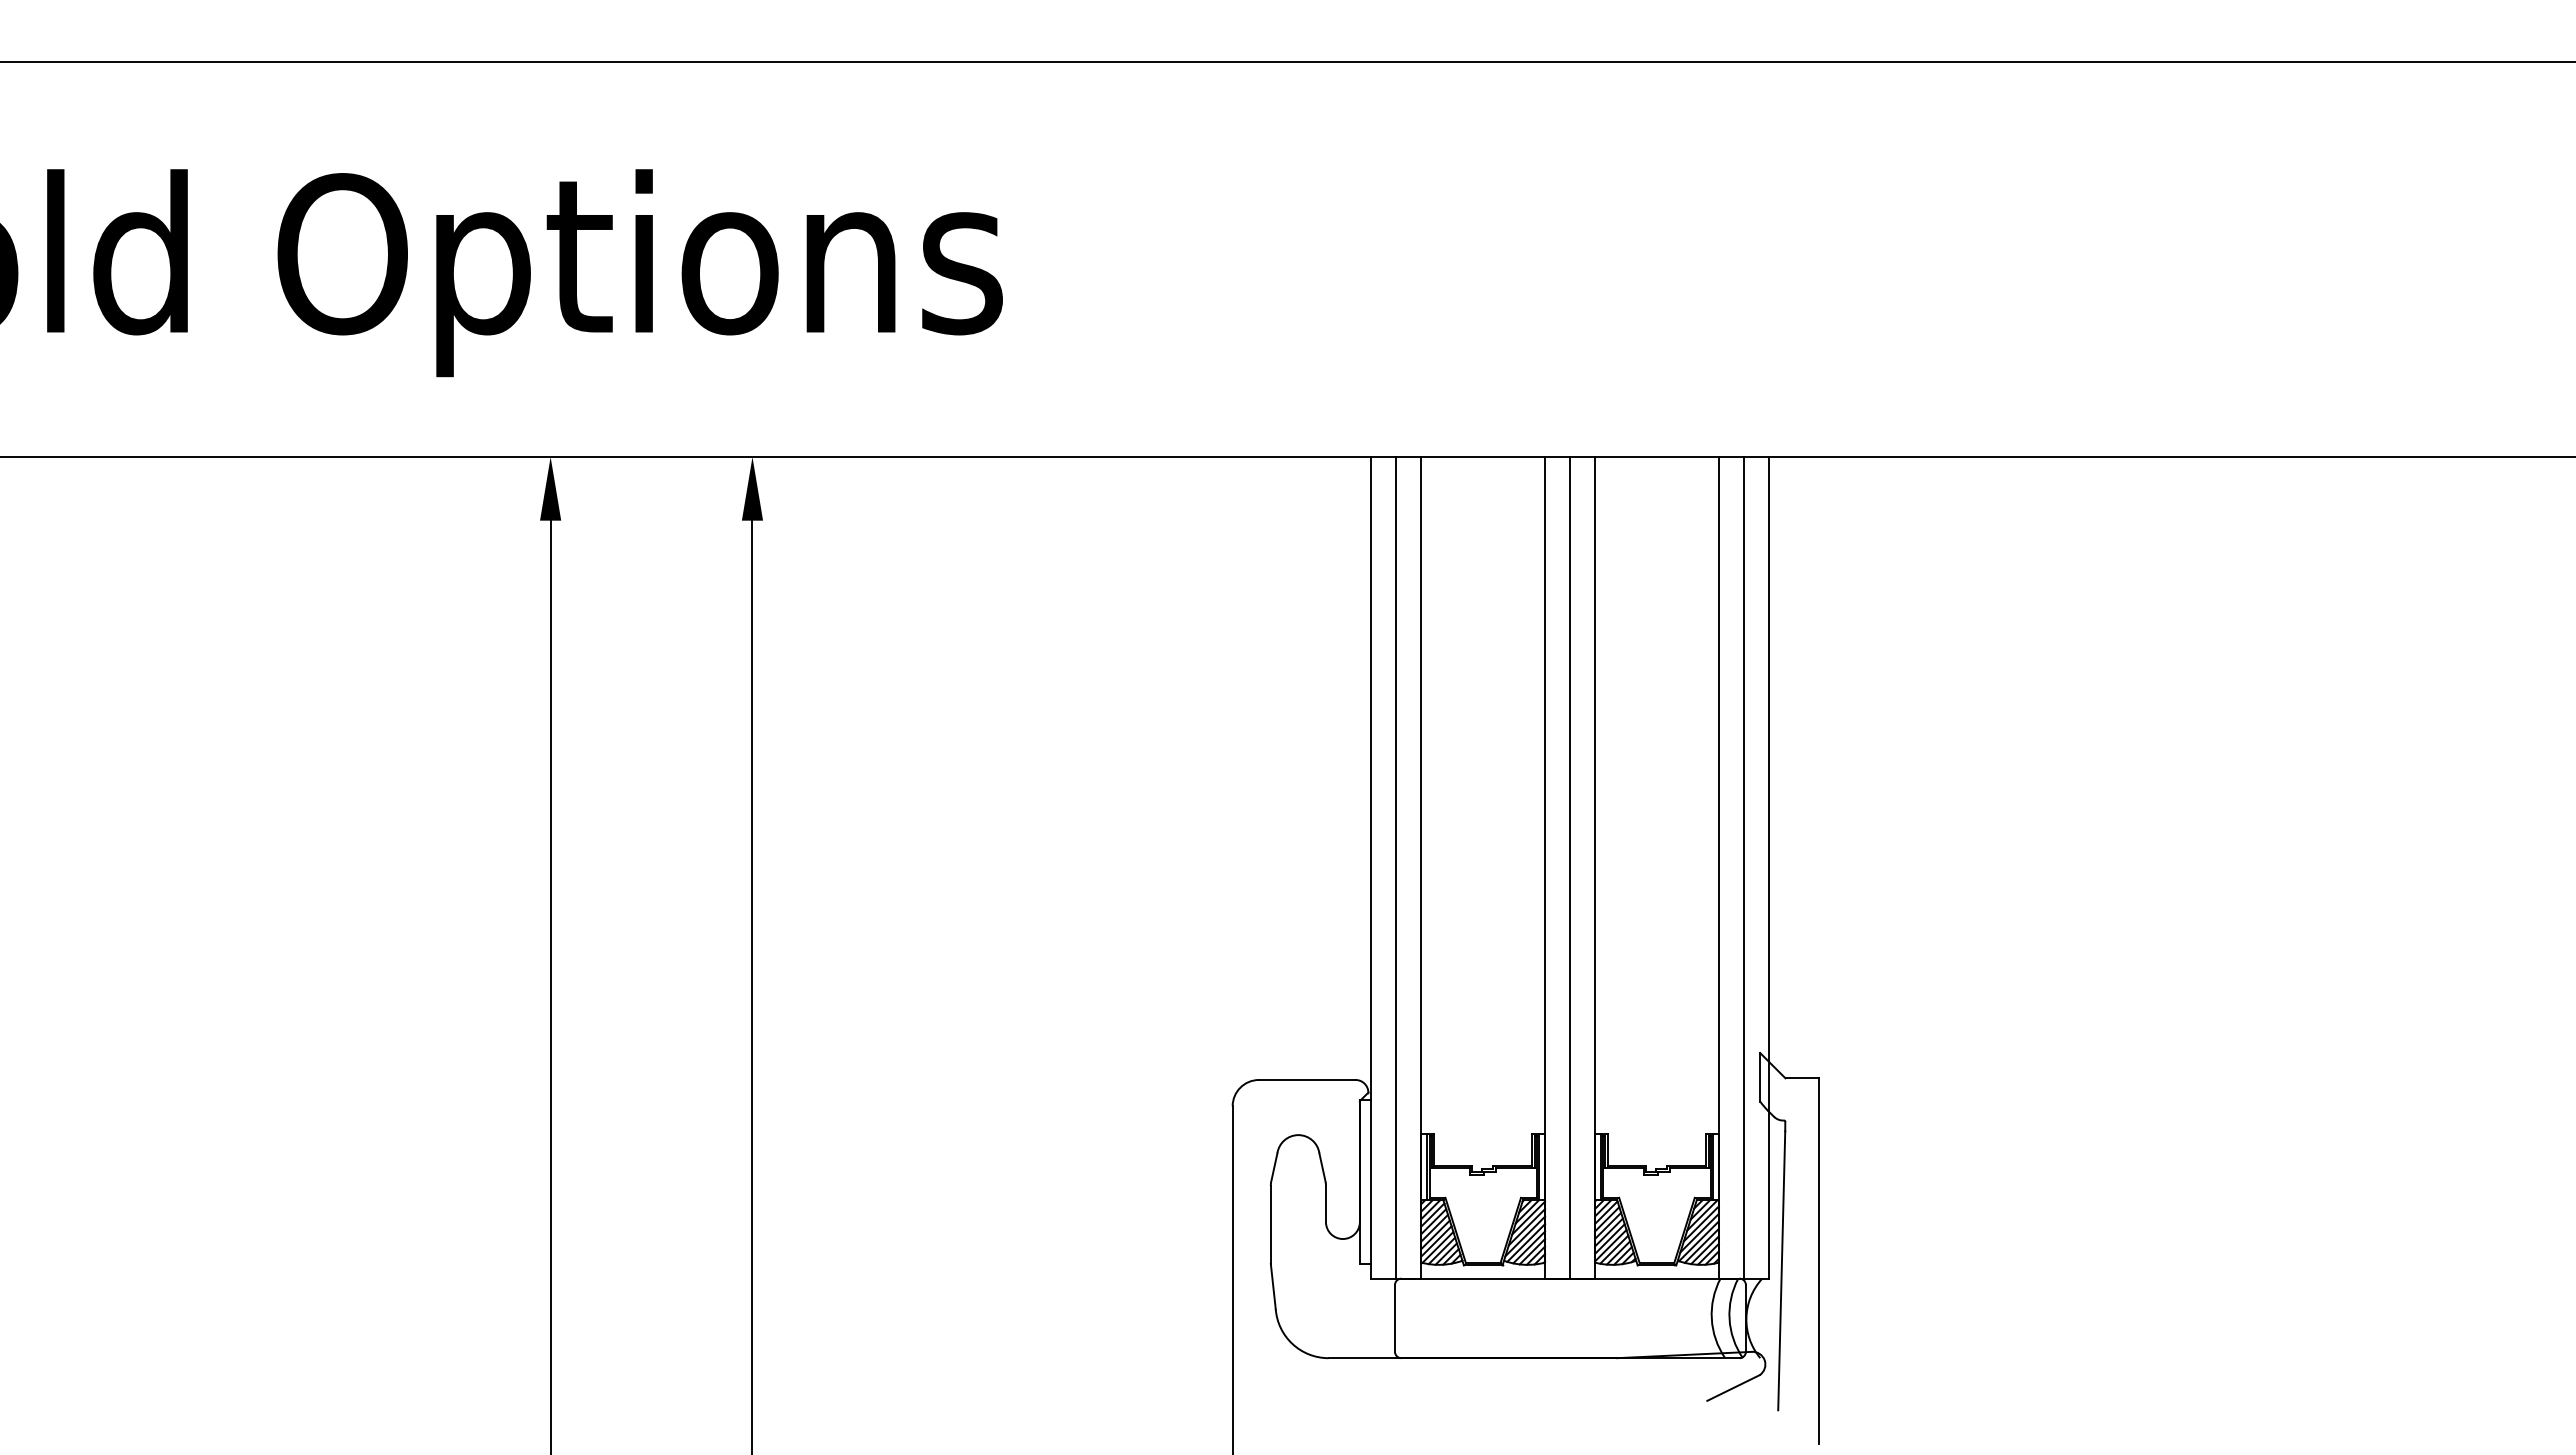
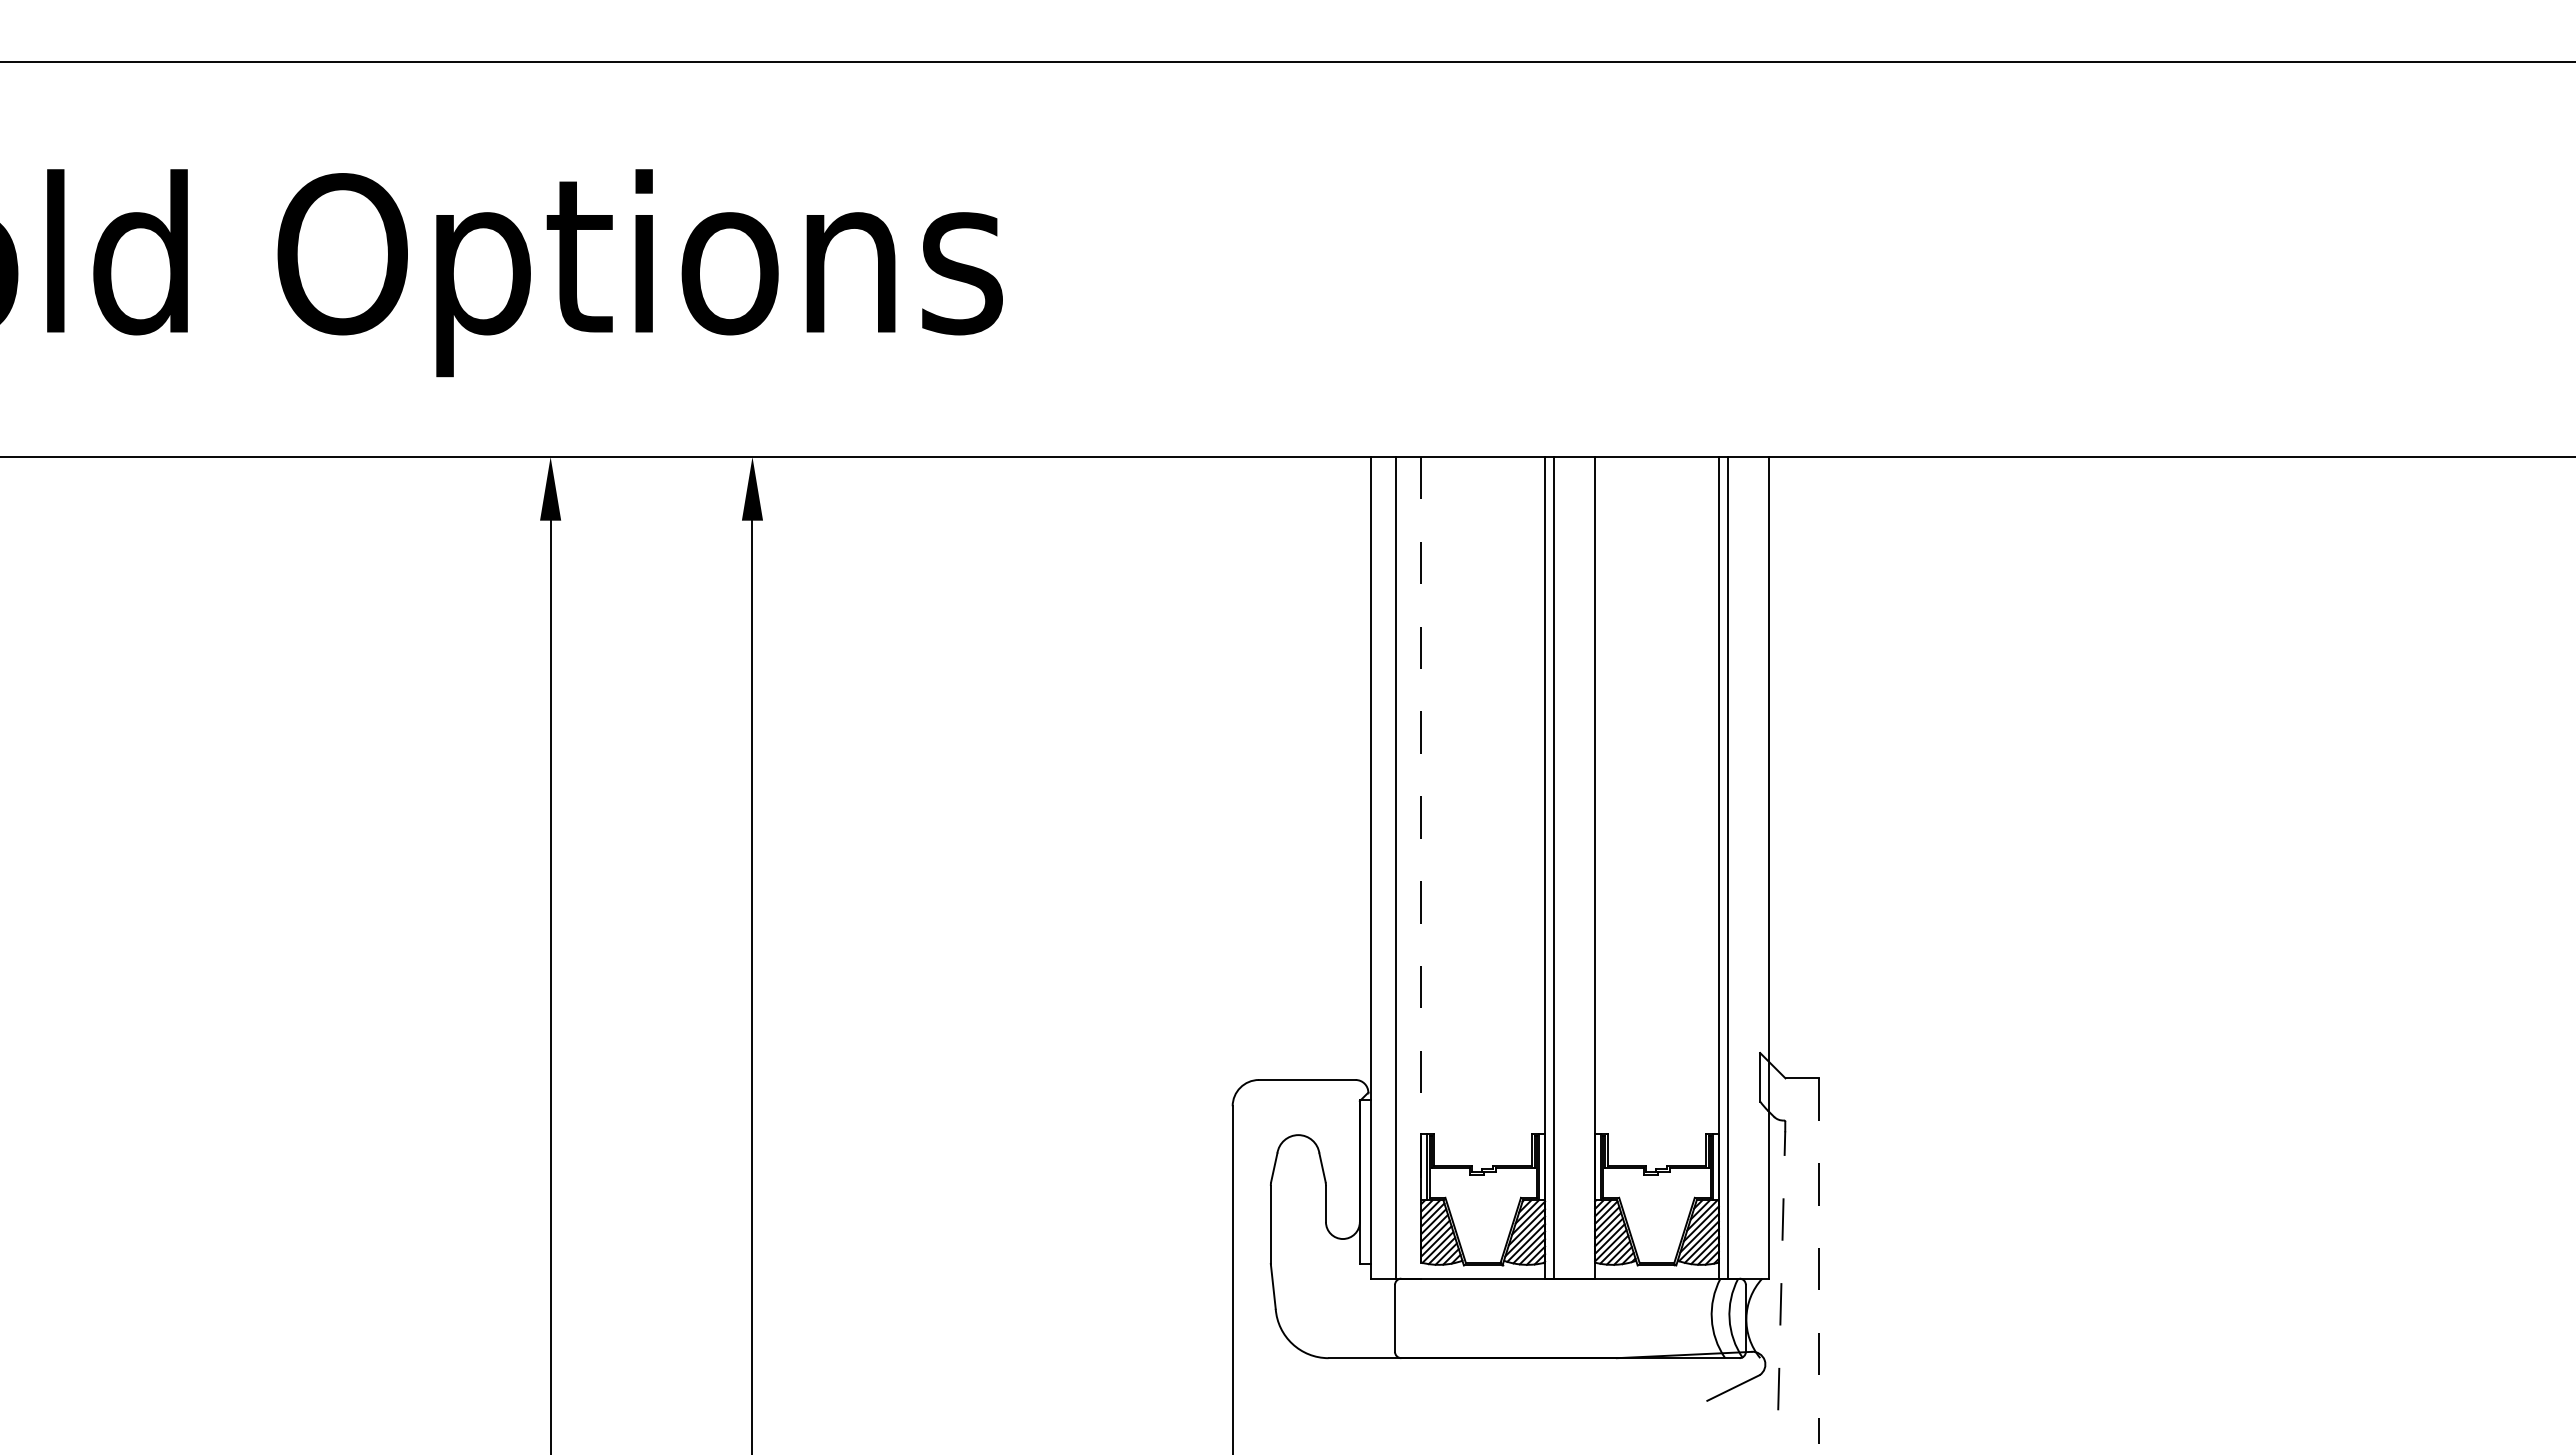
line: solid -> dashed (1421, 867)
line position: (1570, 867) -> (1554, 867) (1554, 867)
line position: (1743, 867) -> (1727, 867) (1727, 867)
line: solid -> dashed (1819, 1261)
line: solid -> dashed (1781, 1270)
